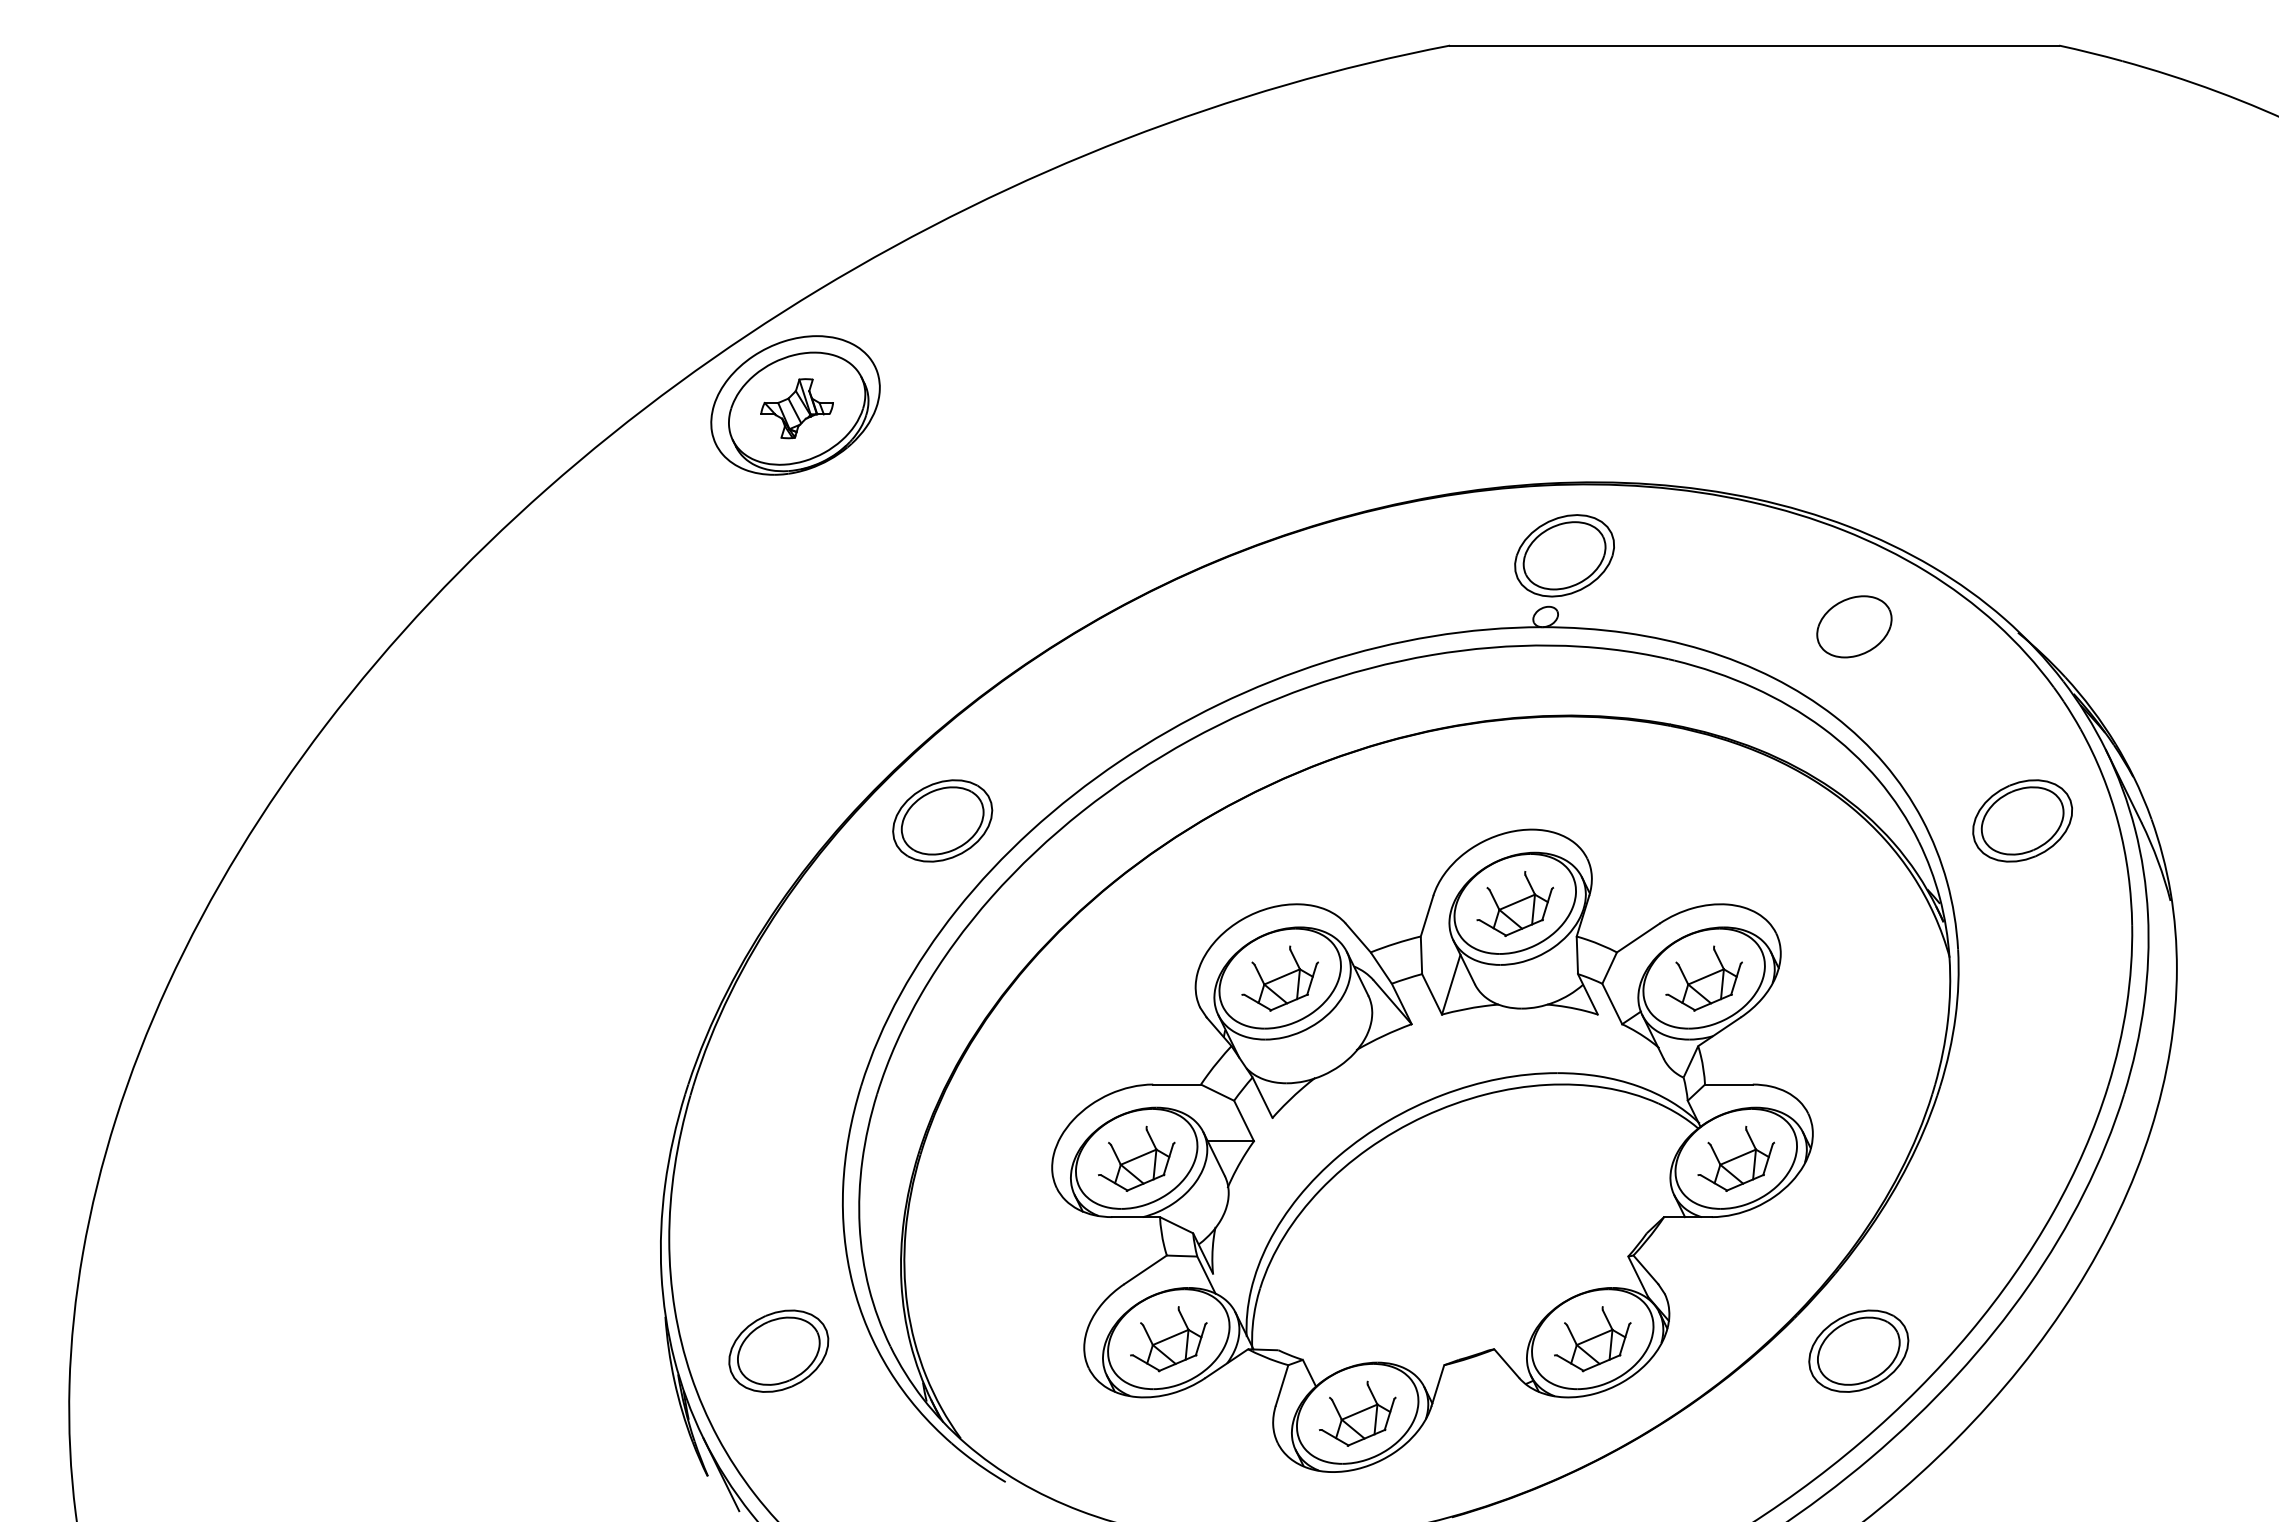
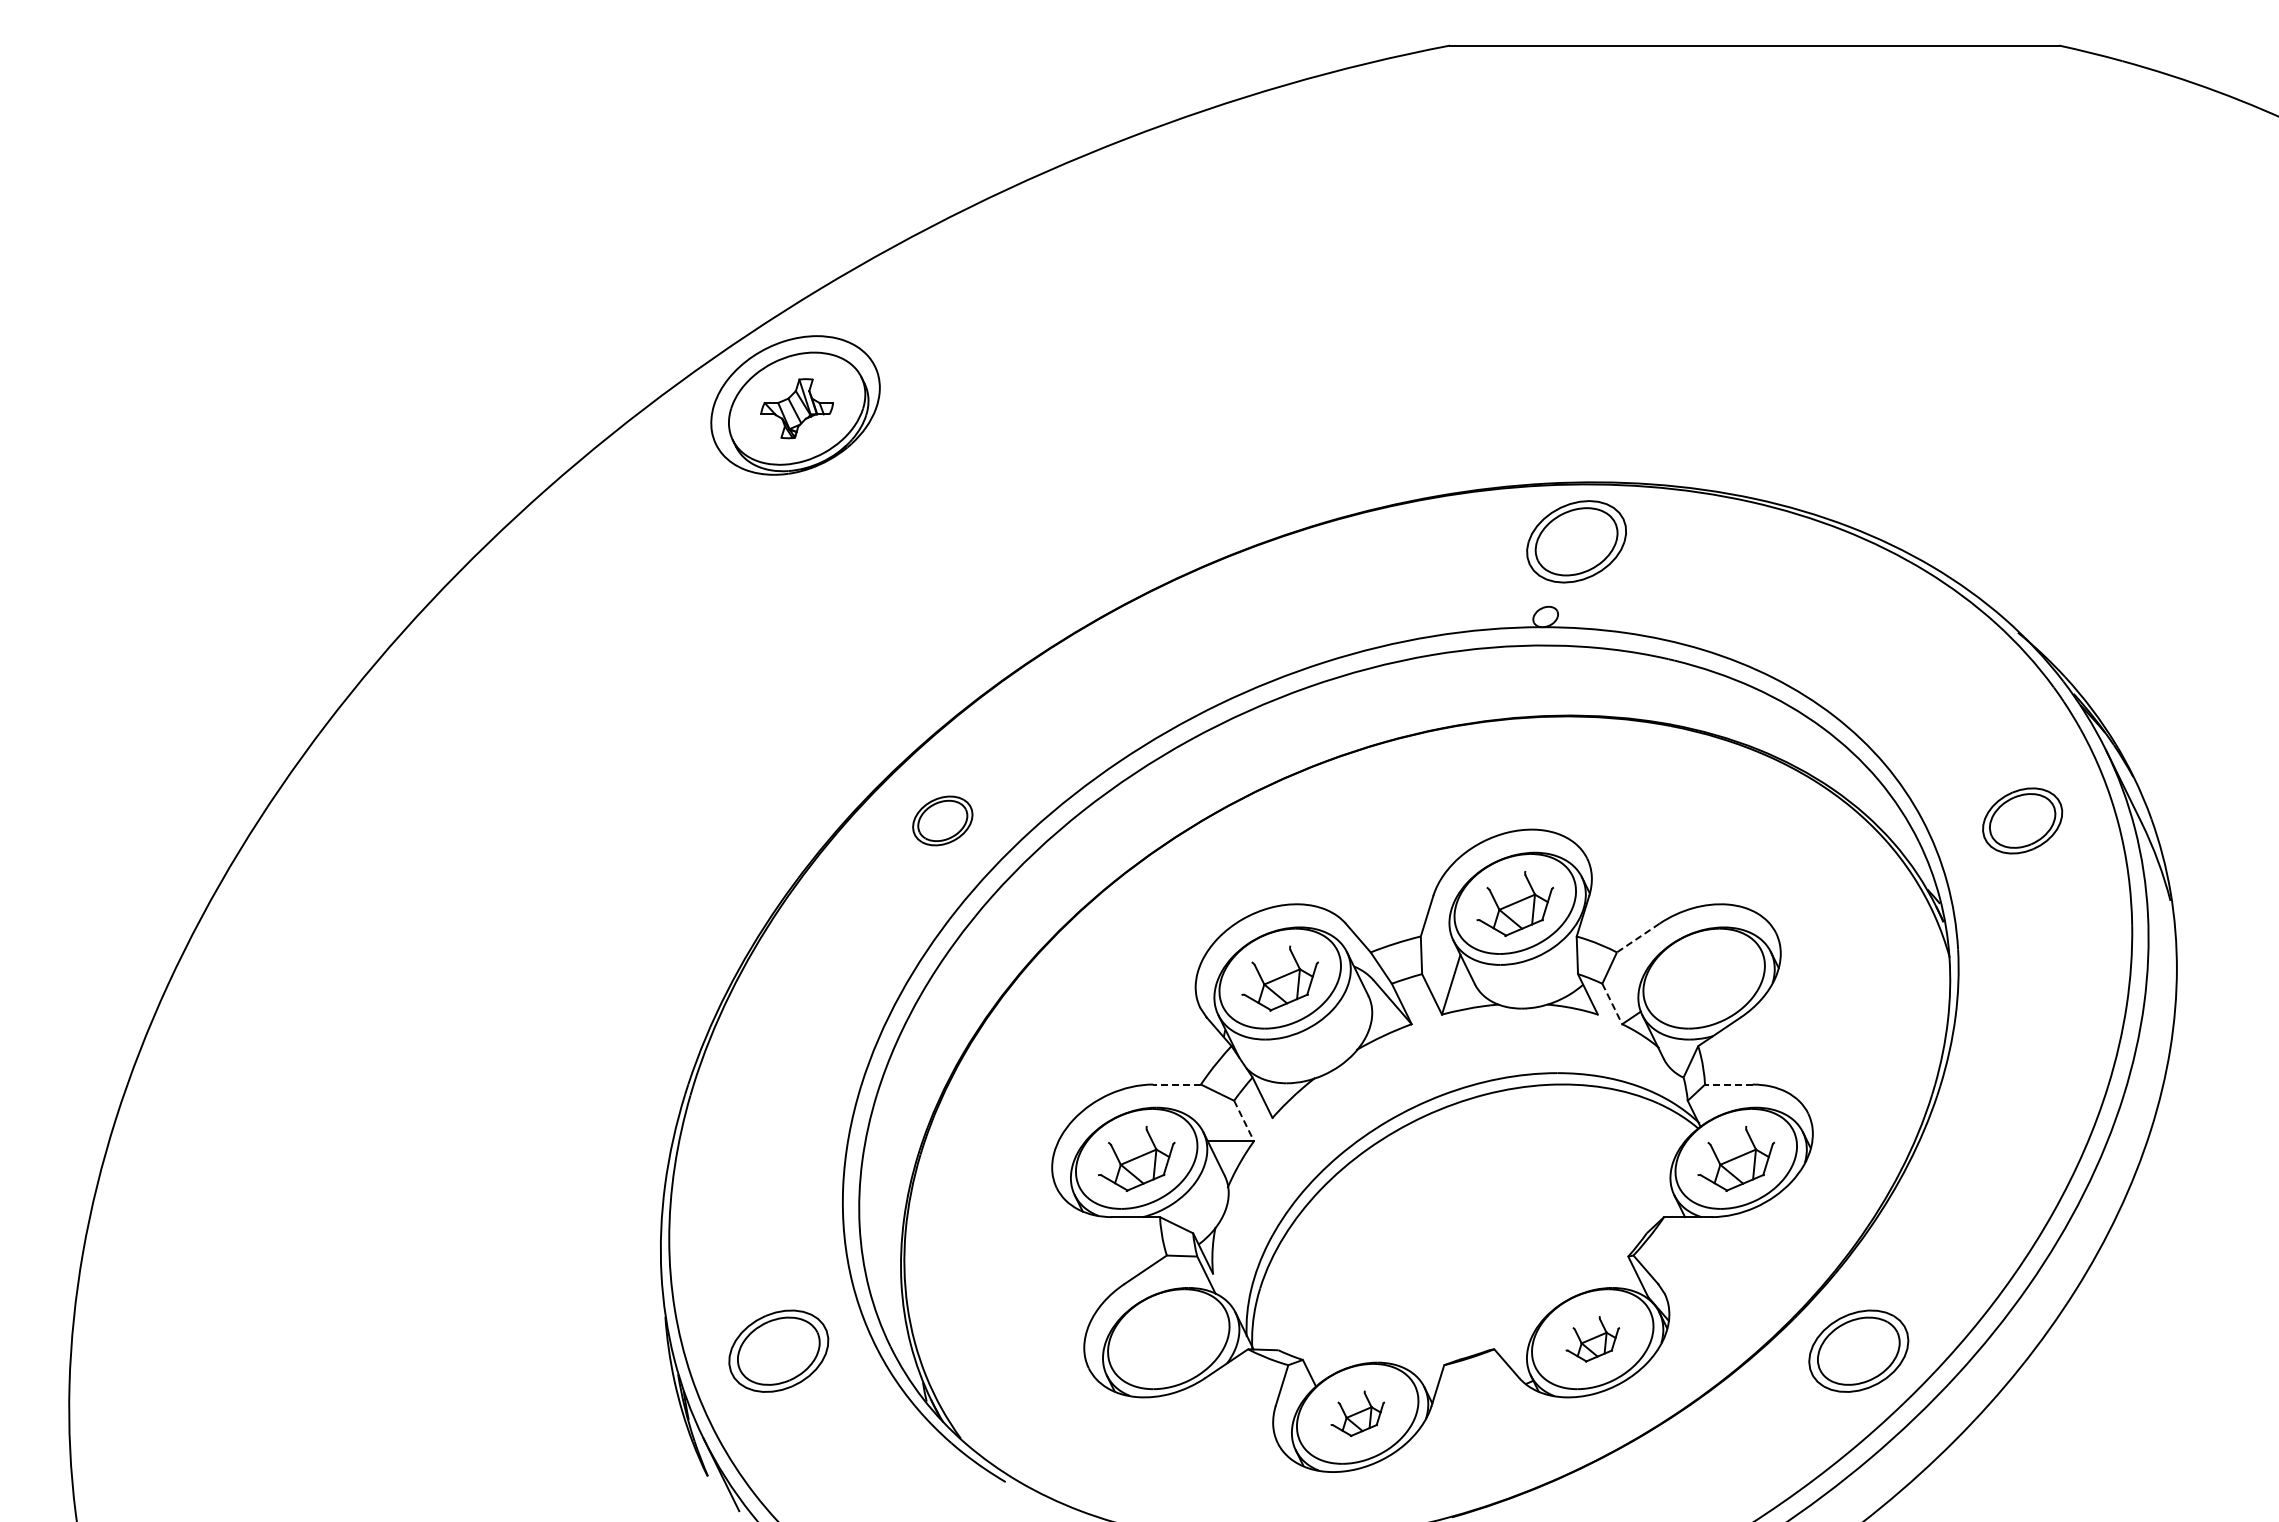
part position: (1564, 555) -> (1576, 541) (1576, 541)
part: present -> none (1854, 626)
part size: 102x84 px -> 62x52 px (942, 820)
part size: 101x84 px -> 82x68 px (2022, 820)
line: solid -> dashed (1638, 938)
part: present -> none (1703, 978)
line: solid -> dashed (1612, 1003)
line: solid -> dashed (1177, 1084)
line: solid -> dashed (1728, 1084)
line: solid -> dashed (1244, 1120)
part: present -> none (1168, 1339)
part size: 78x67 px -> 56x47 px (1592, 1339)
part size: 78x67 px -> 55x47 px (1357, 1413)
